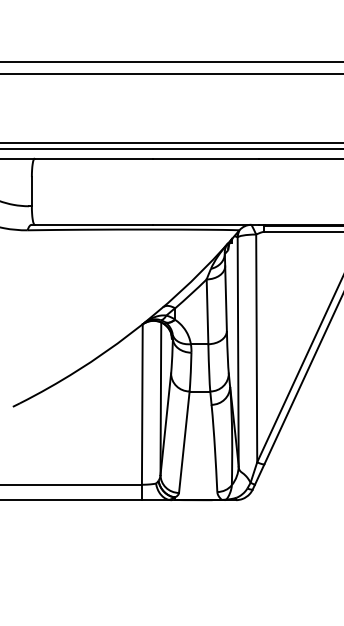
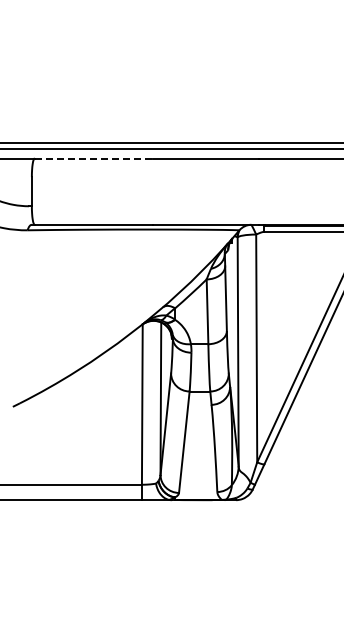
line: present -> none (171, 61)
line: present -> none (171, 73)
line: solid -> dashed (93, 158)
